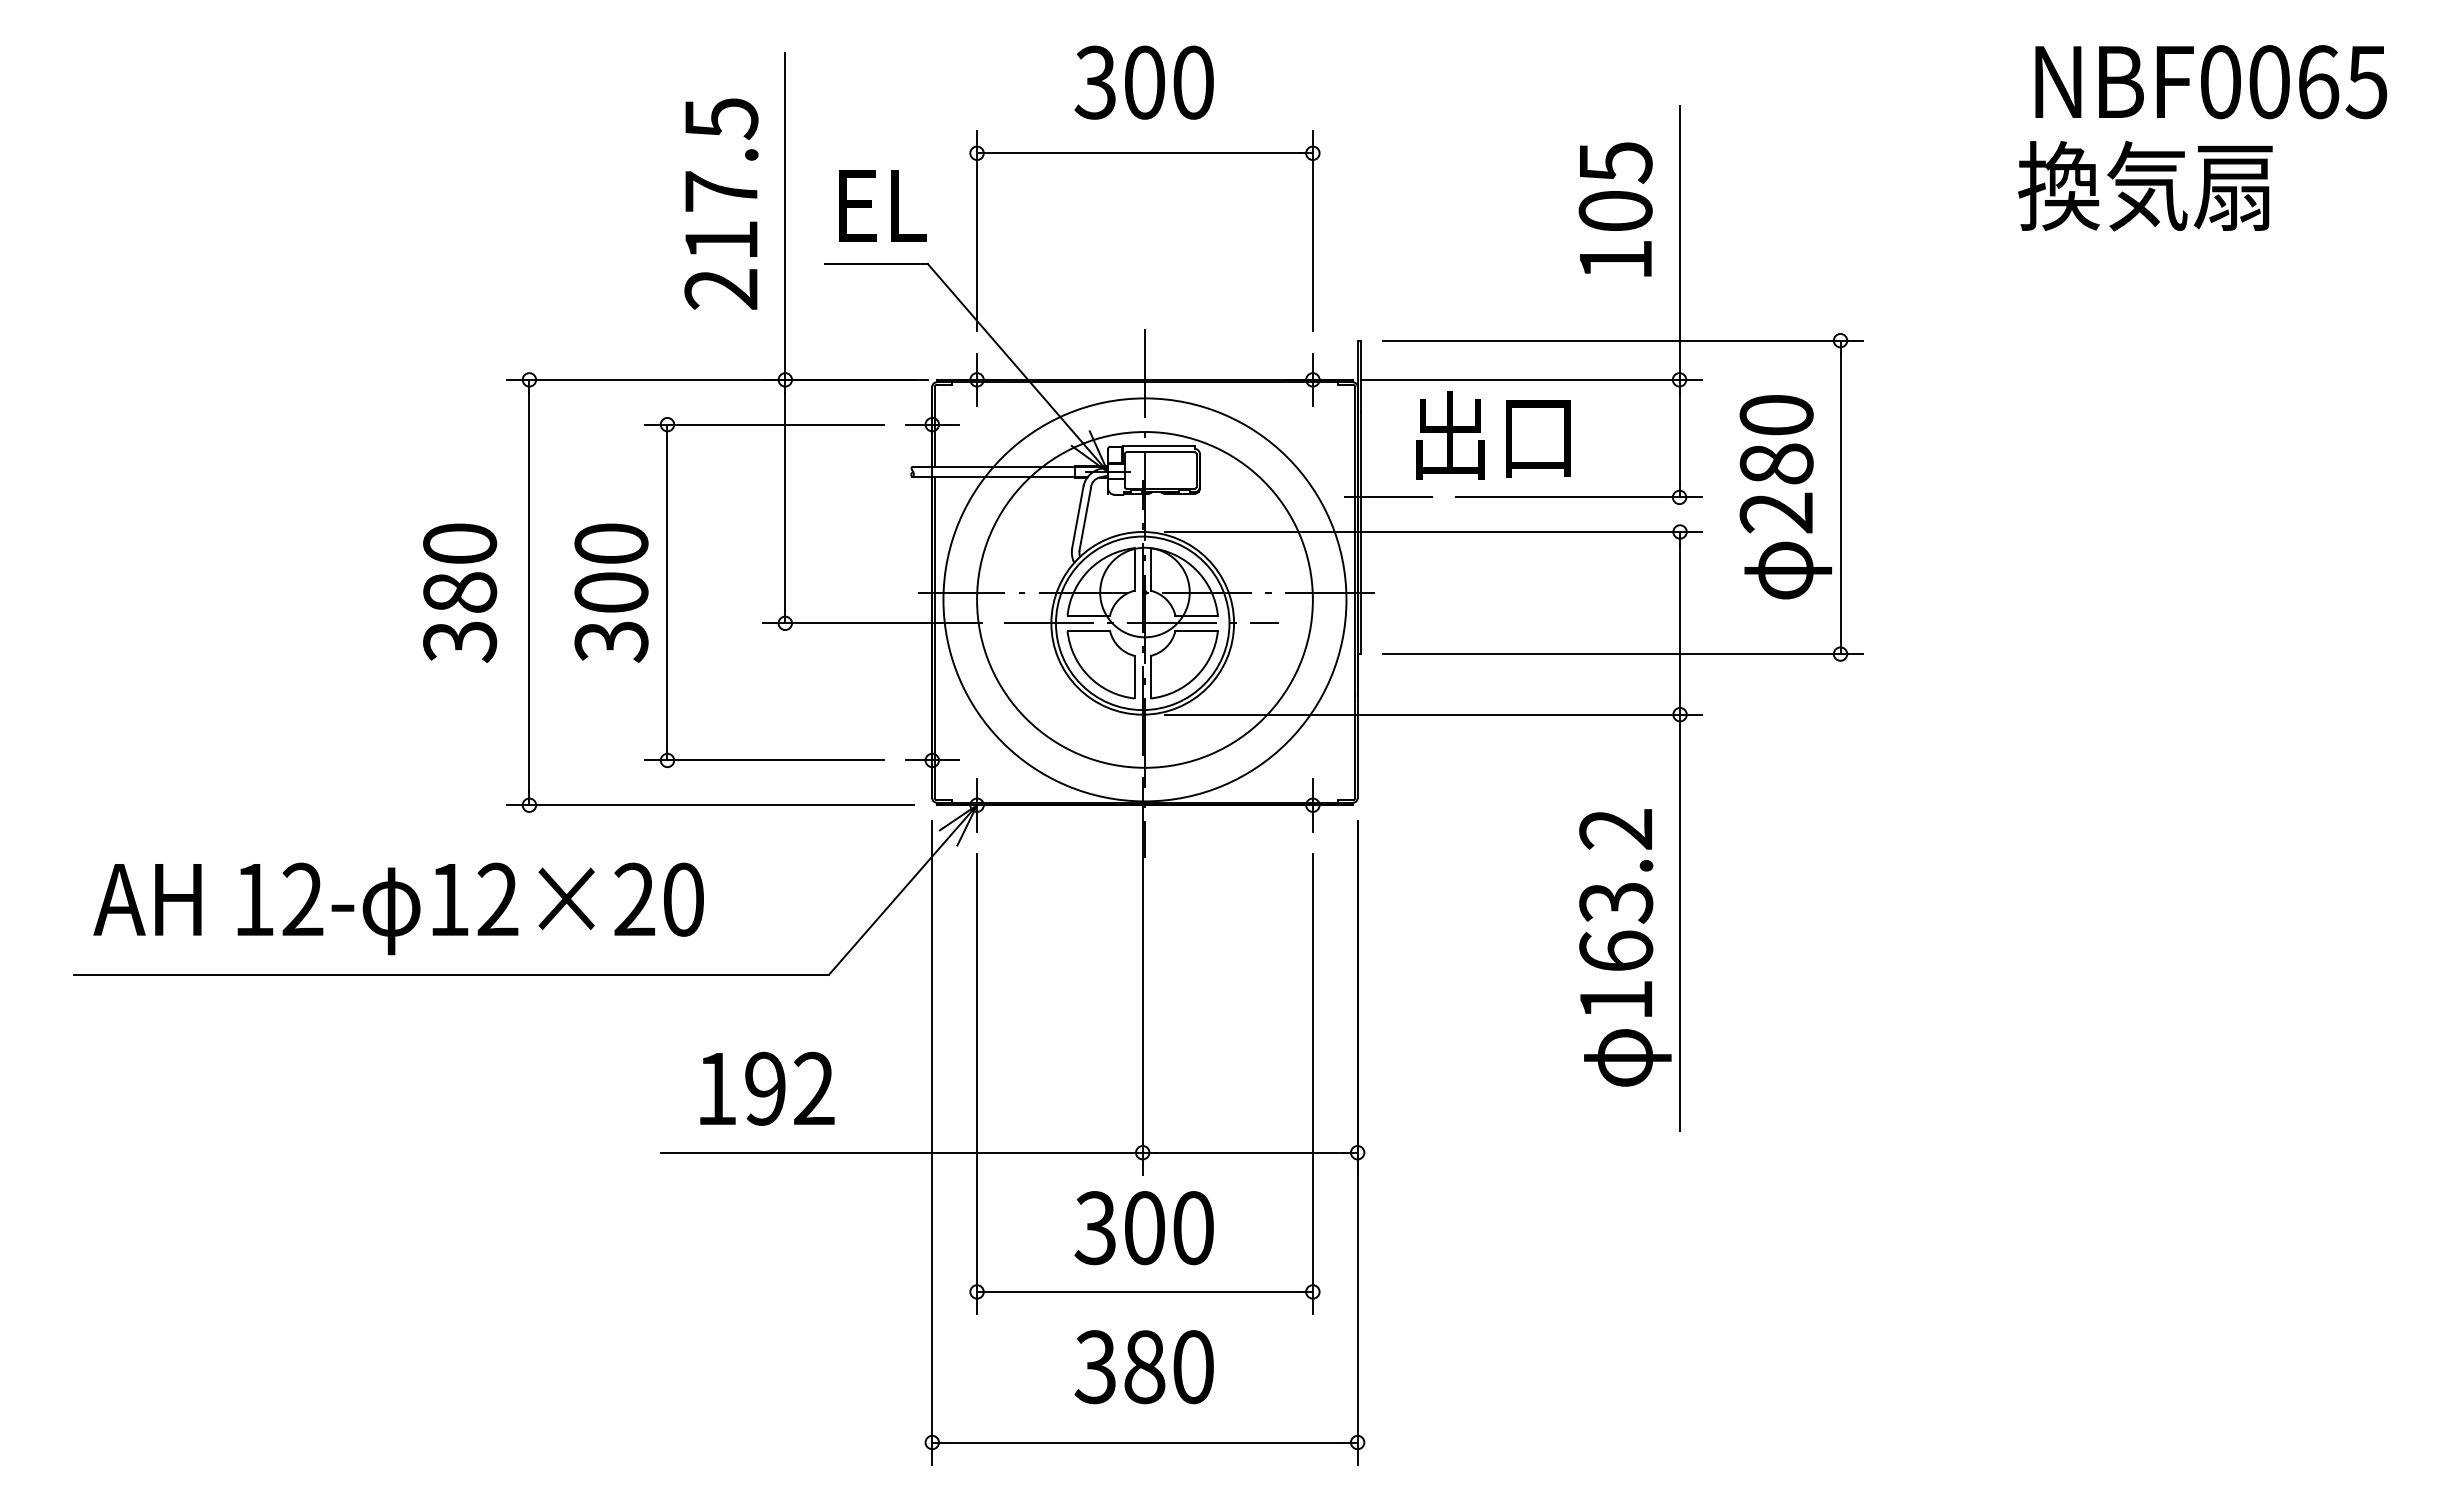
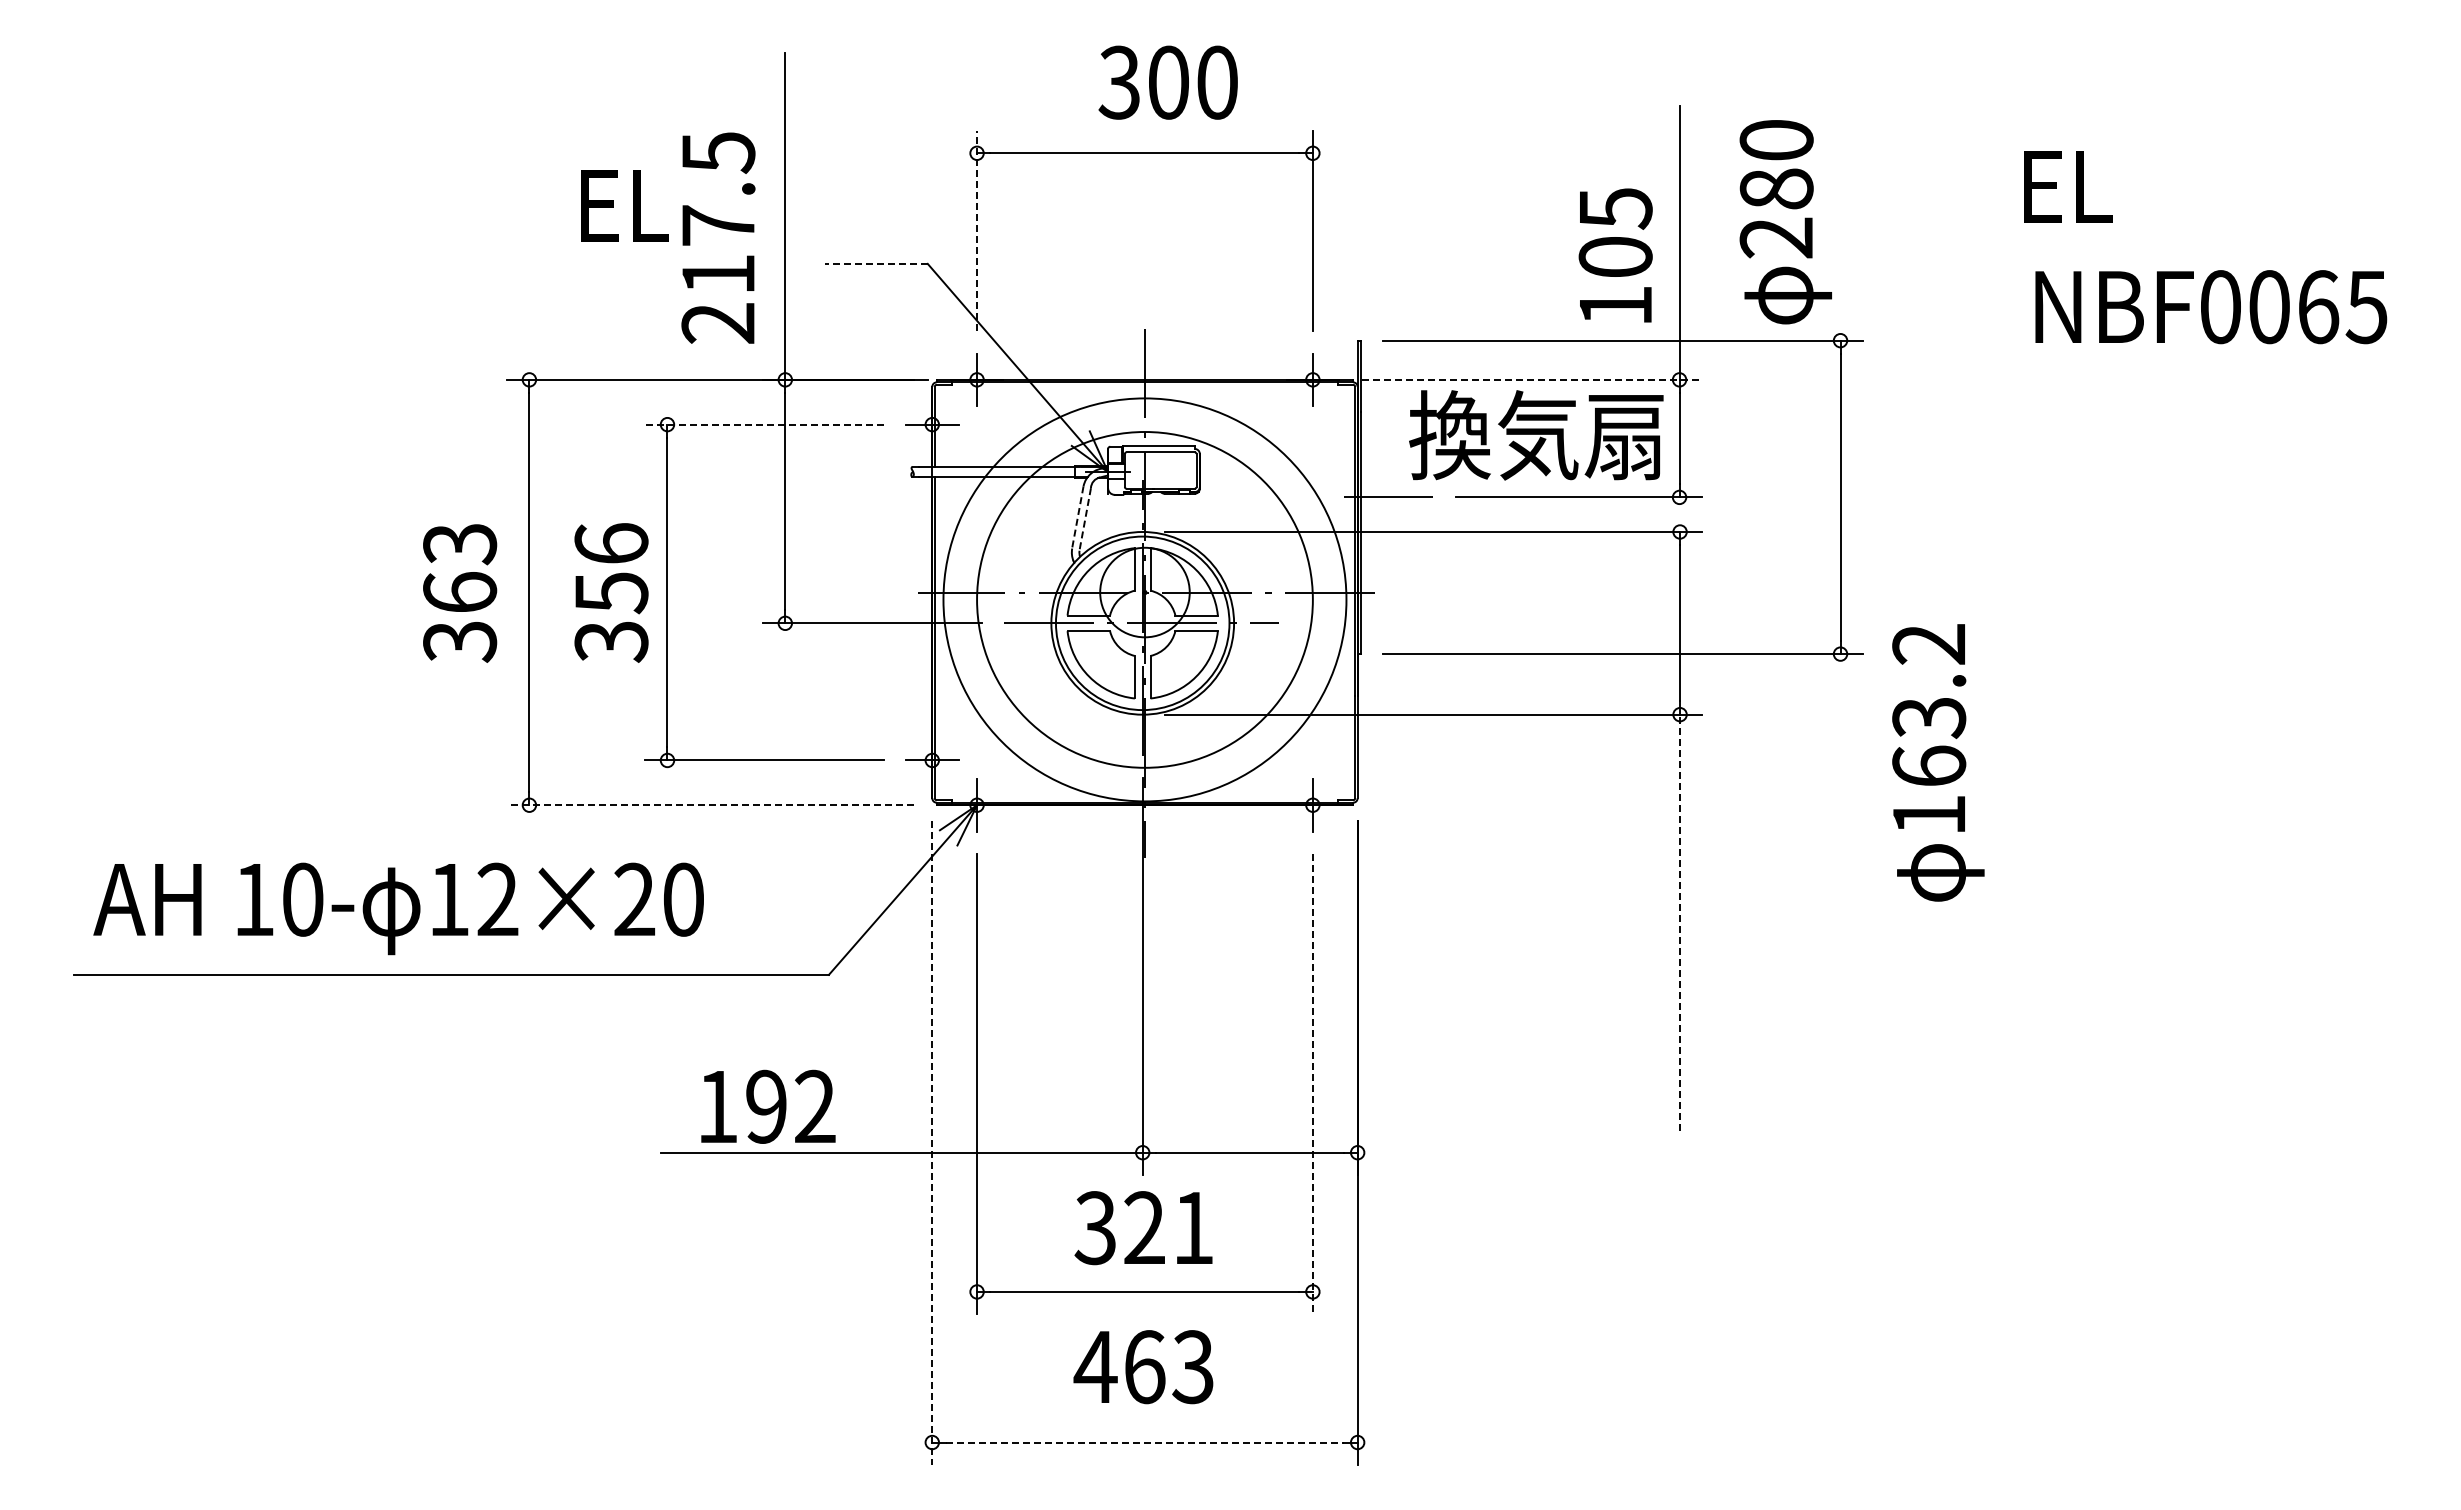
text position: (1143, 82) -> (1167, 82) (1167, 82)
text position: (2211, 82) -> (2211, 307) (2211, 307)
text: 換気扇 -> EL (2145, 186)
text position: (721, 203) -> (718, 237) (718, 237)
text position: (882, 205) -> (624, 205) (624, 205)
text position: (1615, 209) -> (1615, 255) (1615, 255)
line: solid -> dashed (977, 230)
line: solid -> dashed (876, 263)
line: solid -> dashed (1532, 379)
line: solid -> dashed (763, 424)
text: 出口 -> 換気扇 (1536, 435)
text position: (1785, 497) -> (1785, 222) (1785, 222)
line: solid -> dashed (1077, 517)
line: solid -> dashed (1085, 519)
text: 380 -> 363 (460, 567)
text: 300 -> 356 (611, 568)
line: solid -> dashed (710, 805)
text: 12- -> 10- (302, 899)
line: solid -> dashed (1680, 922)
text position: (1625, 947) -> (1938, 762) (1938, 762)
line: solid -> dashed (1312, 1084)
text position: (767, 1088) -> (768, 1106) (768, 1106)
line: solid -> dashed (932, 1143)
text: 300 -> 321 (1168, 1228)
text: 380 -> 463 (1143, 1367)
line: solid -> dashed (1145, 1442)
